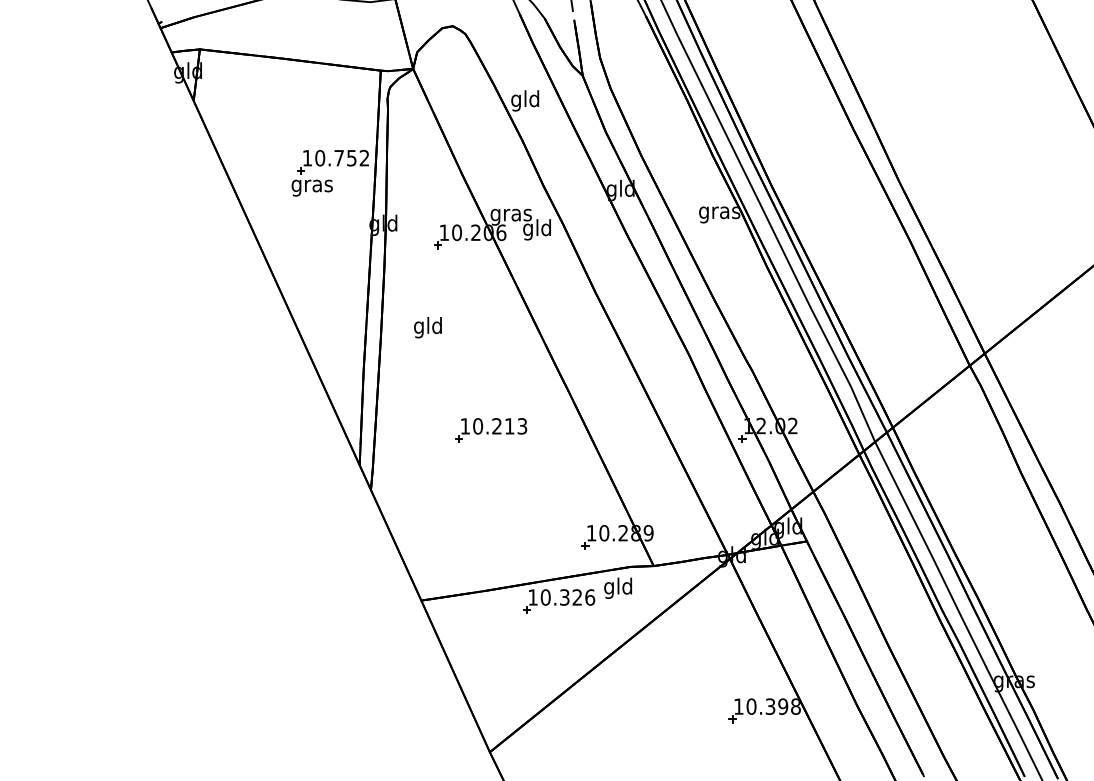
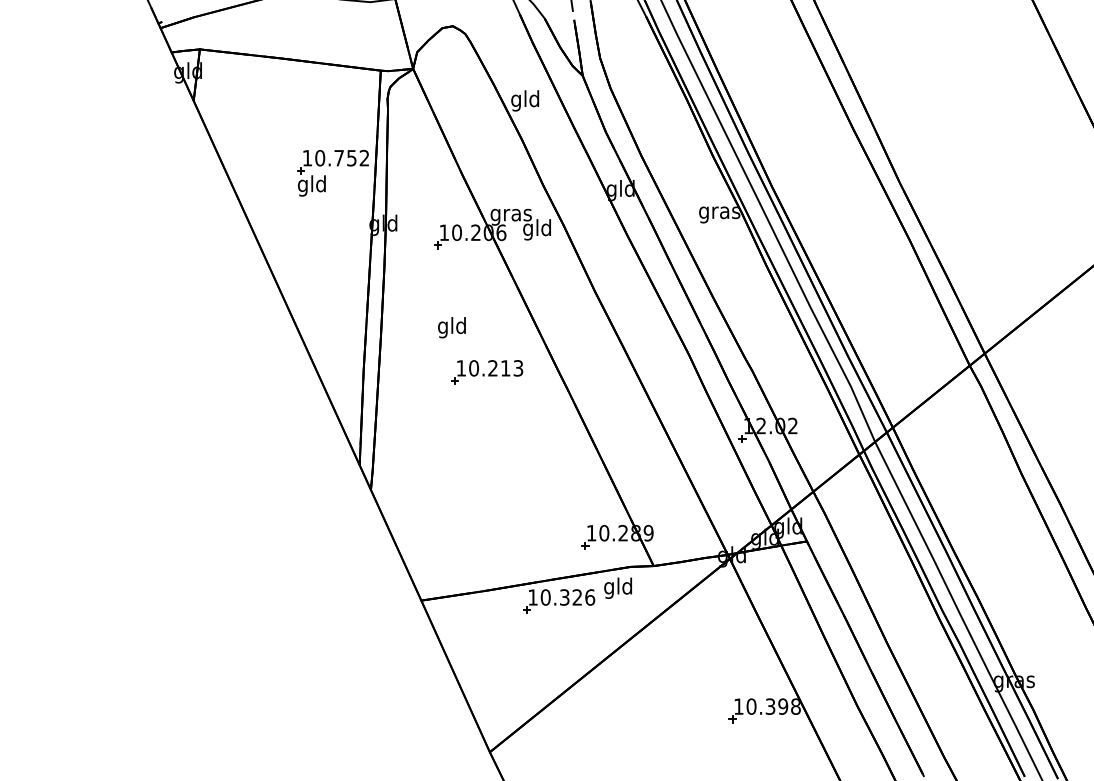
text: gras -> gld (311, 185)
text position: (427, 327) -> (451, 327) (451, 327)
part position: (491, 430) -> (487, 372) (487, 372)
